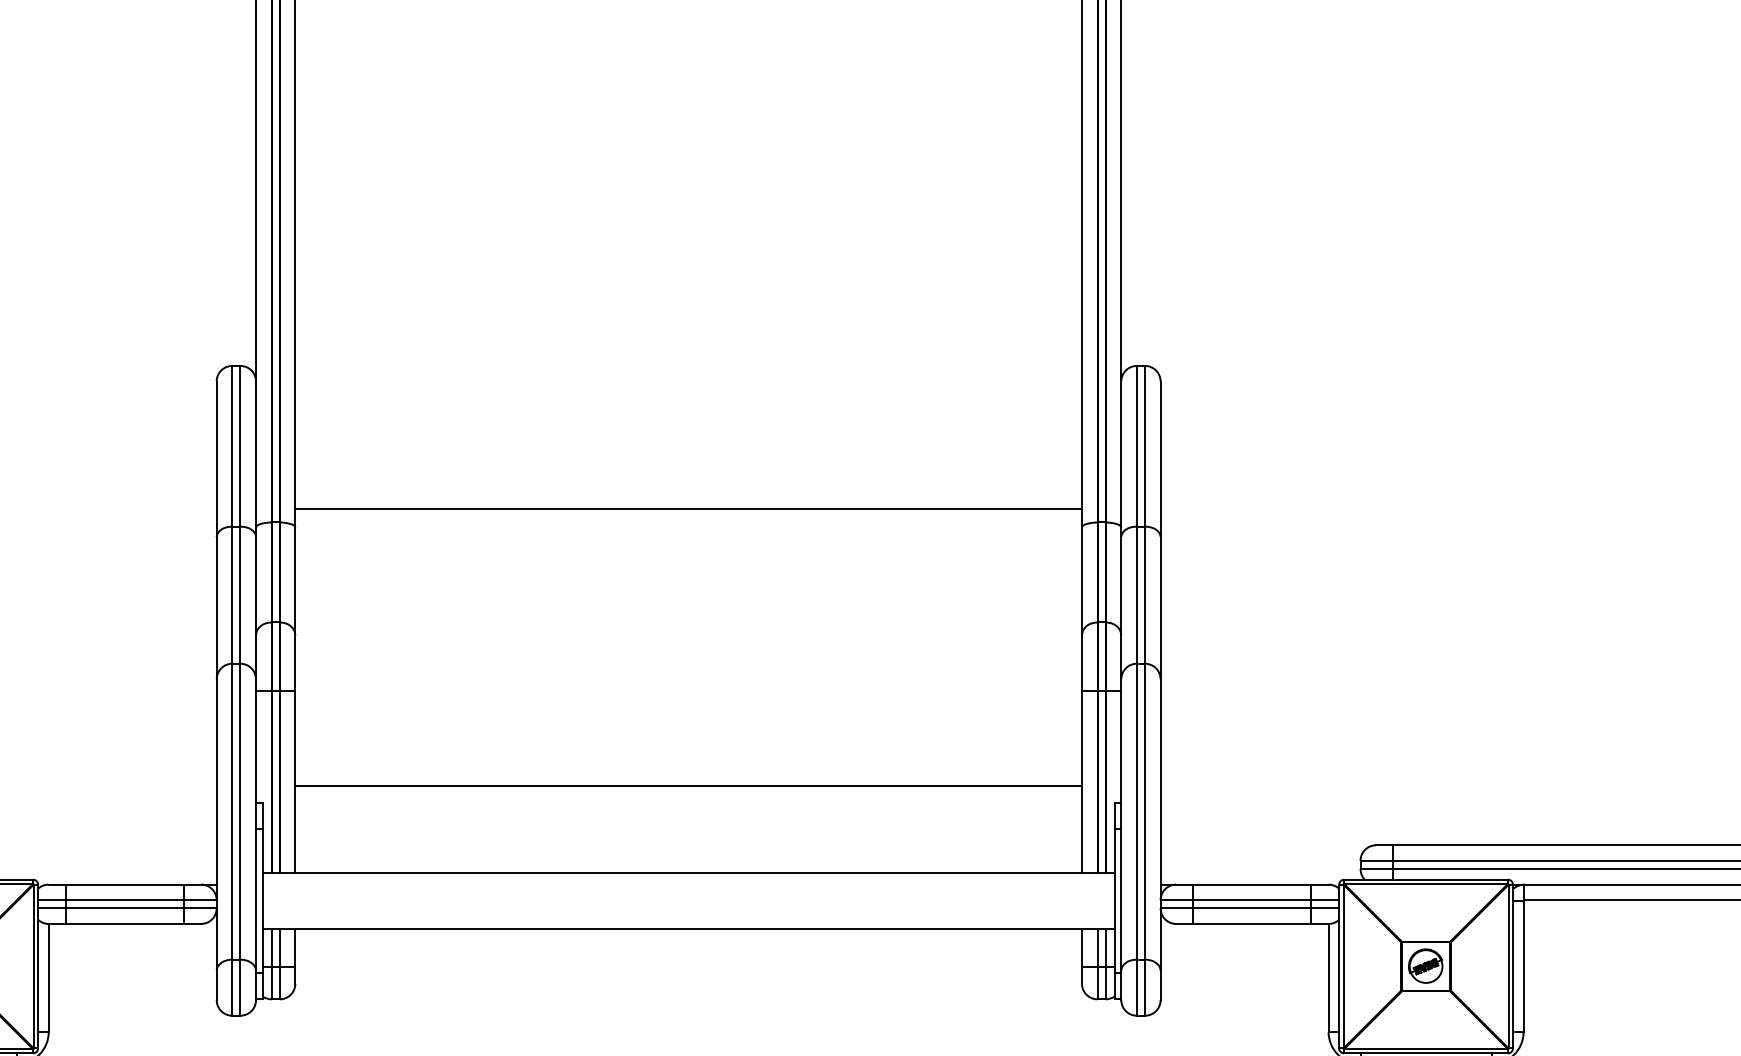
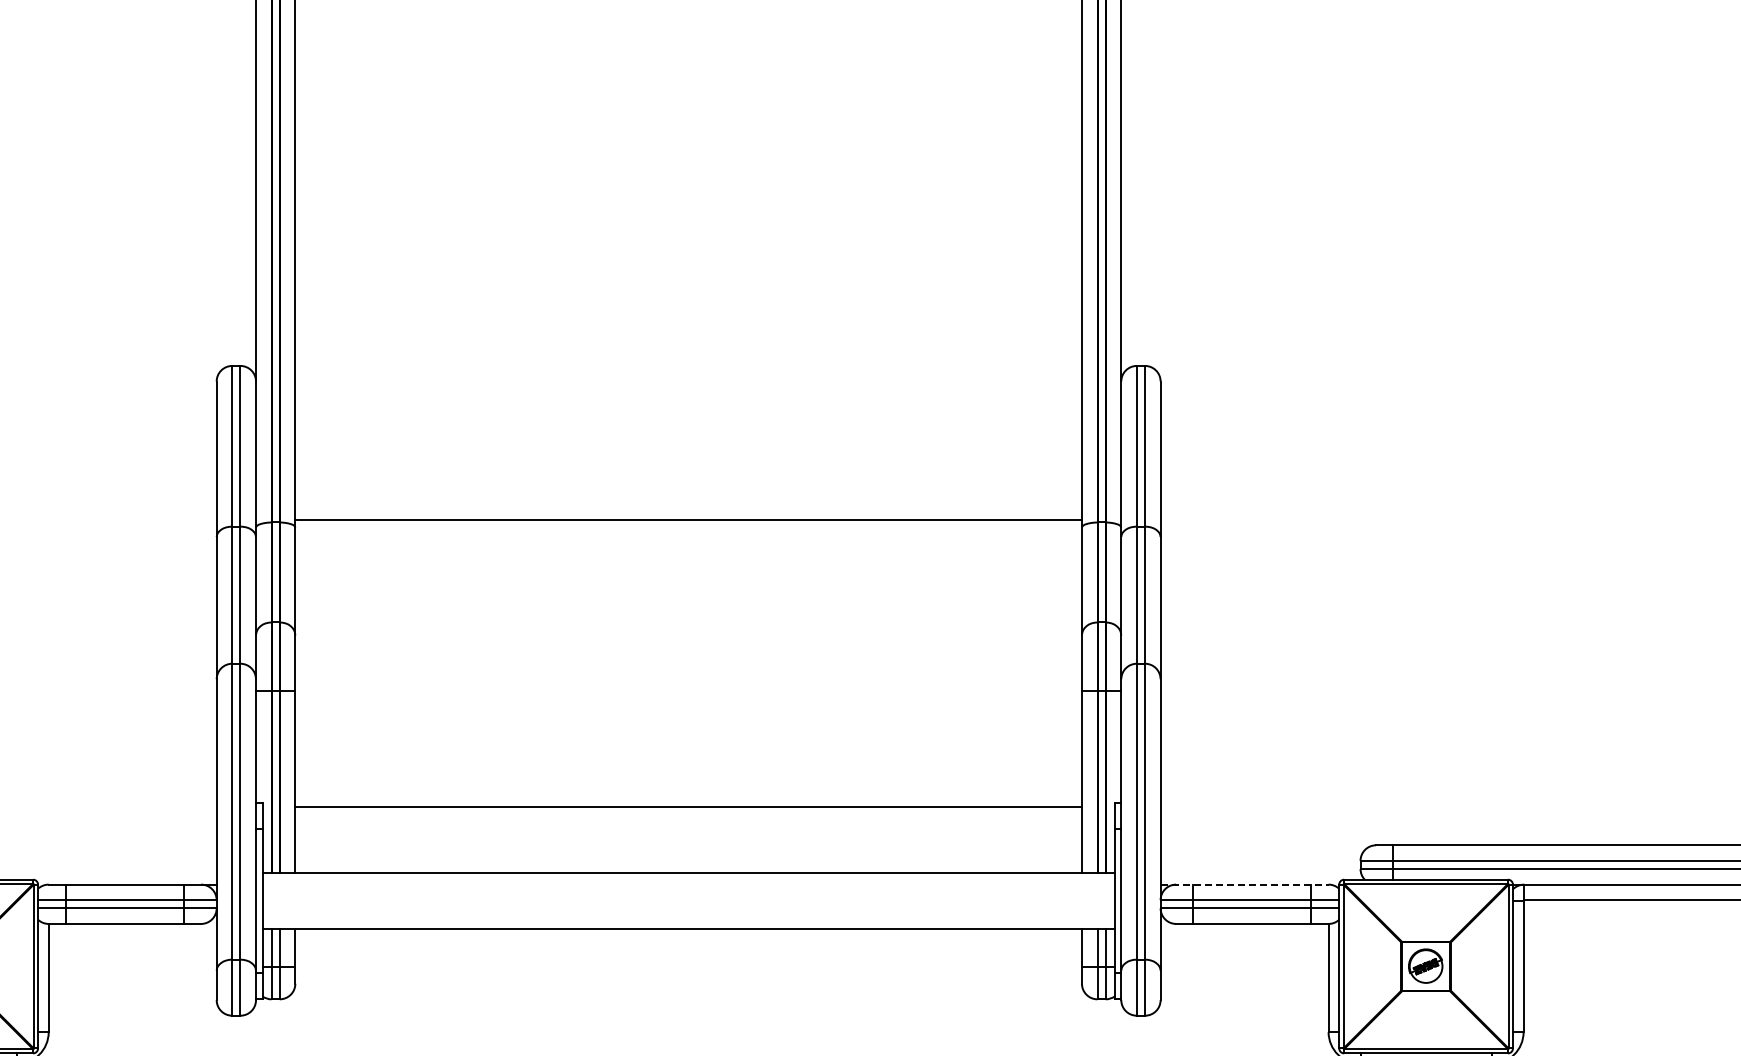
line position: (688, 508) -> (688, 519) (688, 519)
line position: (688, 786) -> (688, 807) (688, 807)
line: solid -> dashed (1244, 884)
